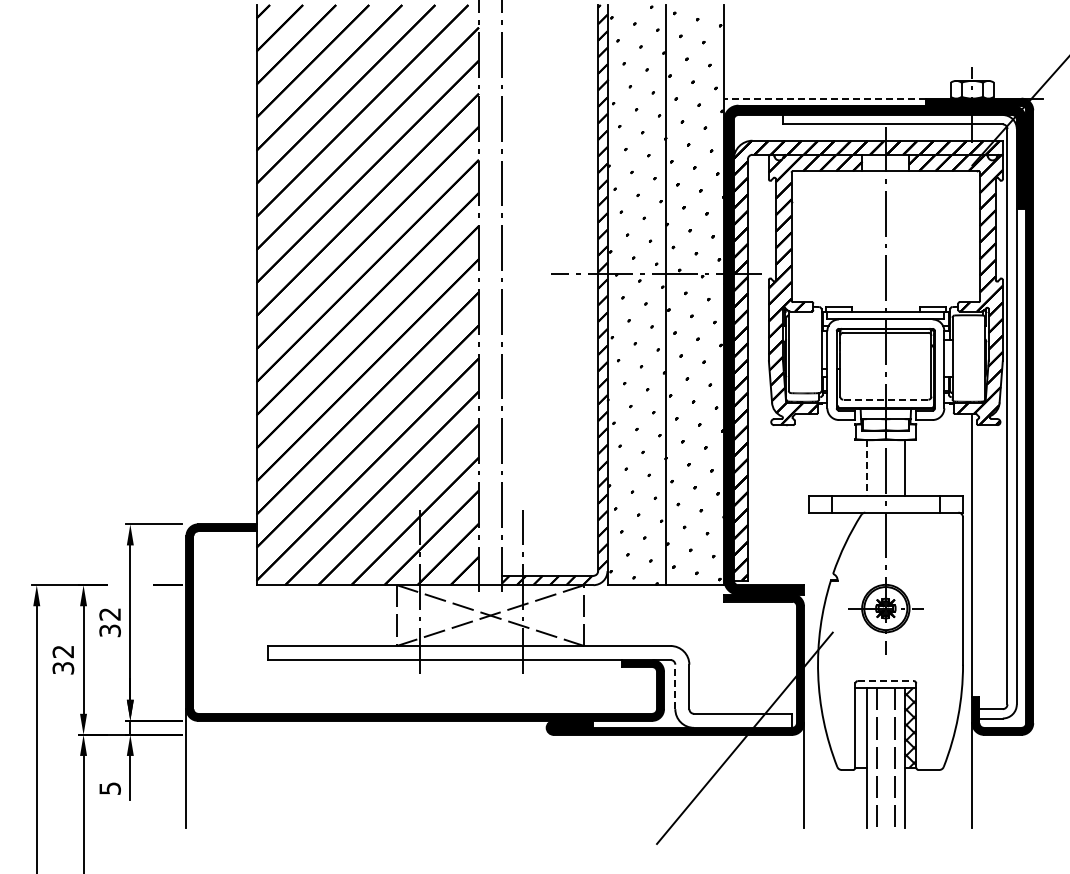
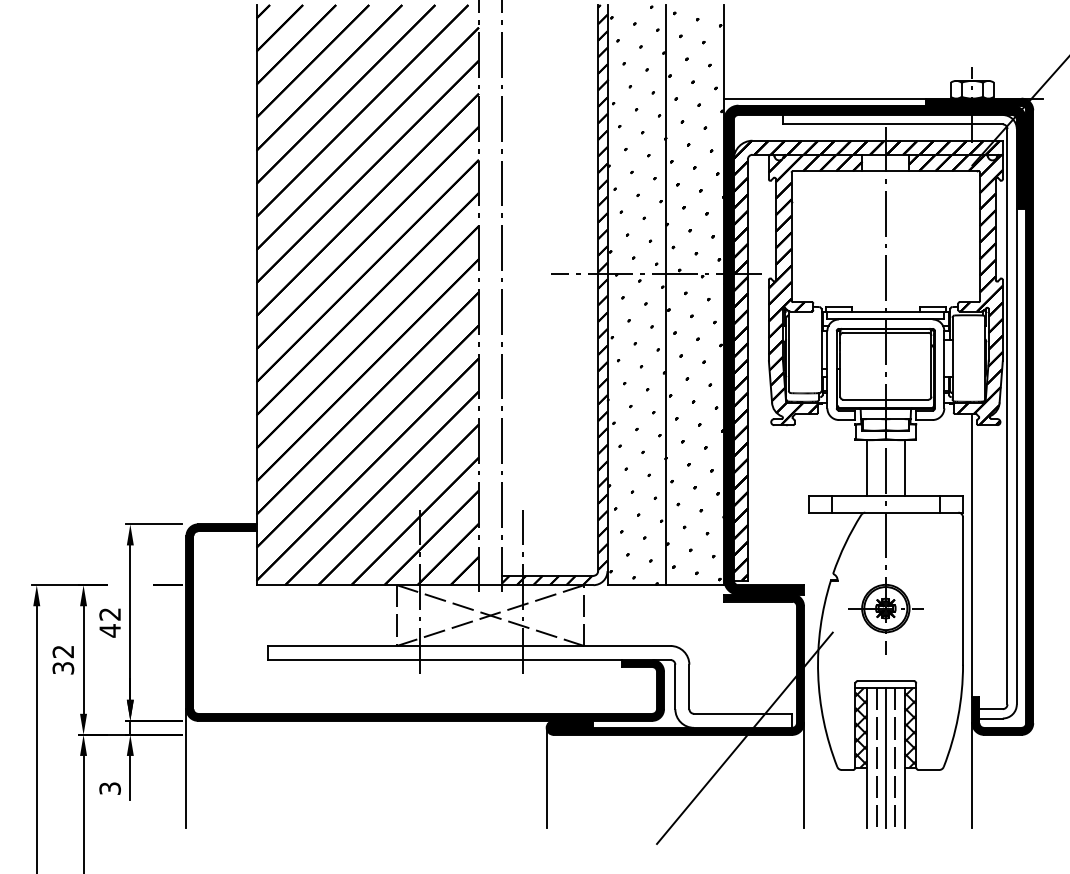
line: dashed -> solid (825, 98)
line: dashed -> solid (885, 399)
line: dashed -> solid (867, 468)
text: 32 -> 42 (109, 630)
line: dashed -> solid (886, 681)
line: dashed -> solid (675, 686)
hatch: none -> present (861, 727)
line: none -> present (885, 758)
line: none -> present (546, 777)
text: 5 -> 3 (109, 788)
